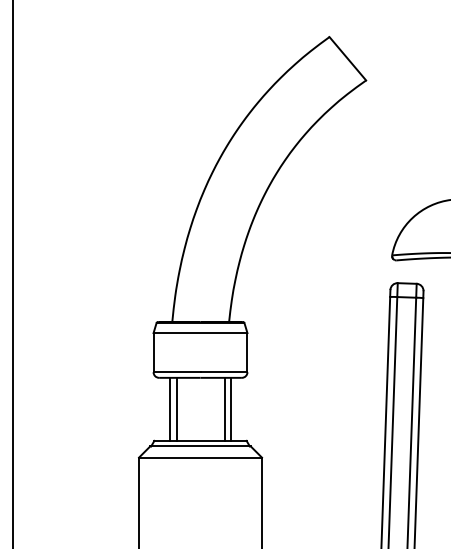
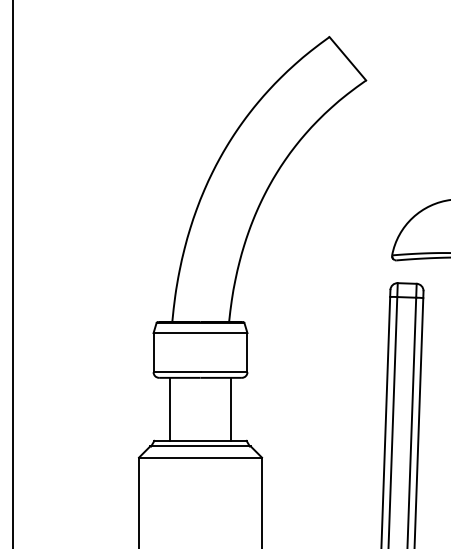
line: present -> none (177, 408)
line: present -> none (225, 408)
